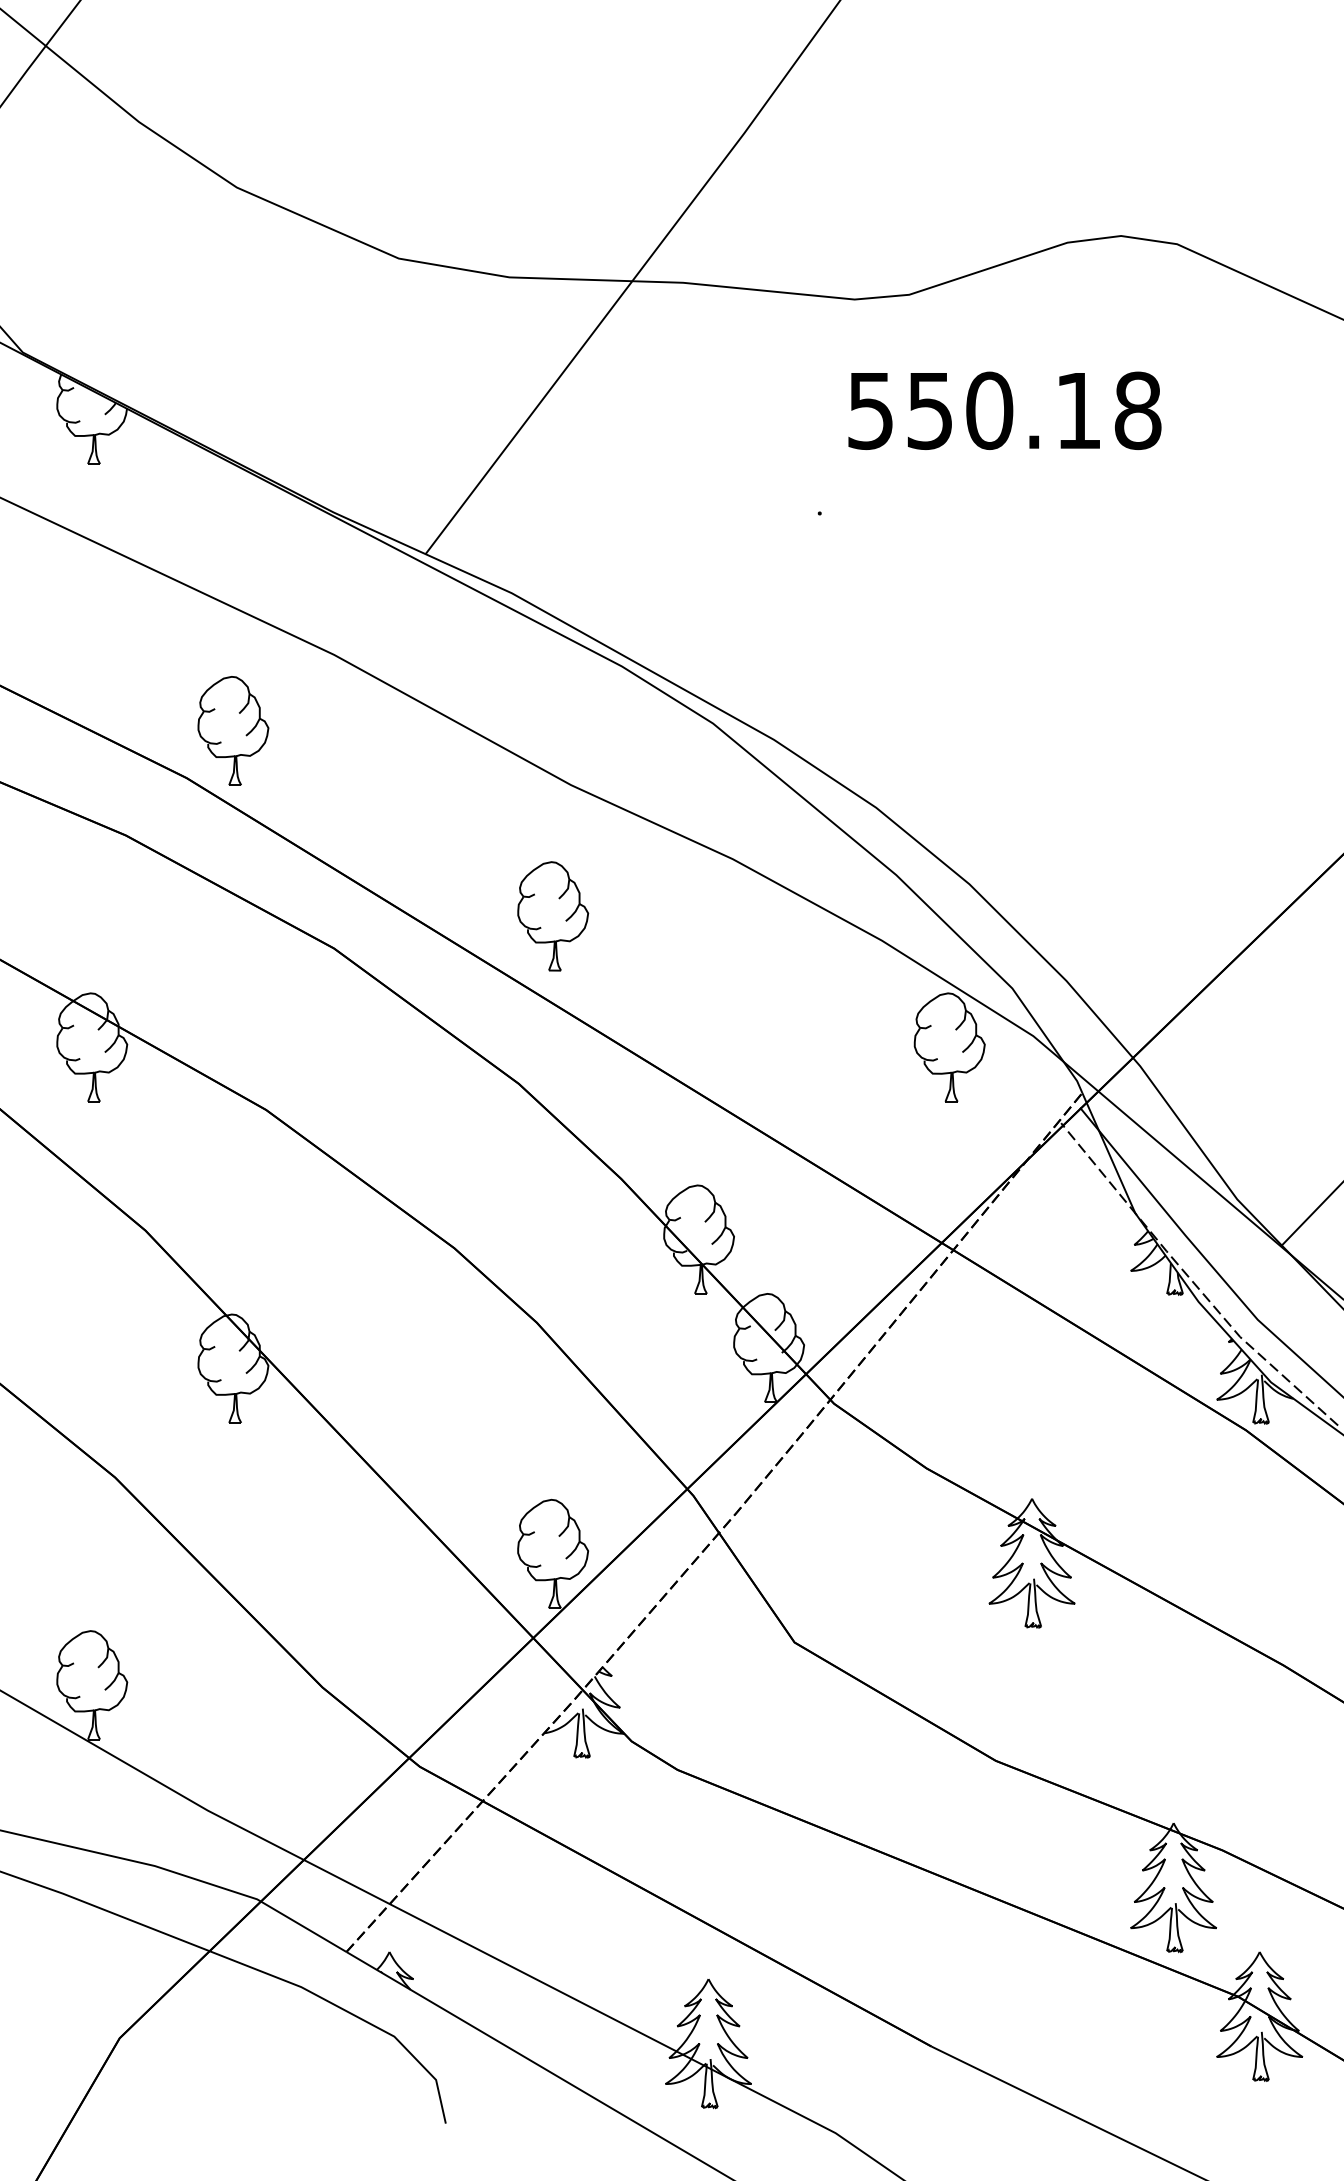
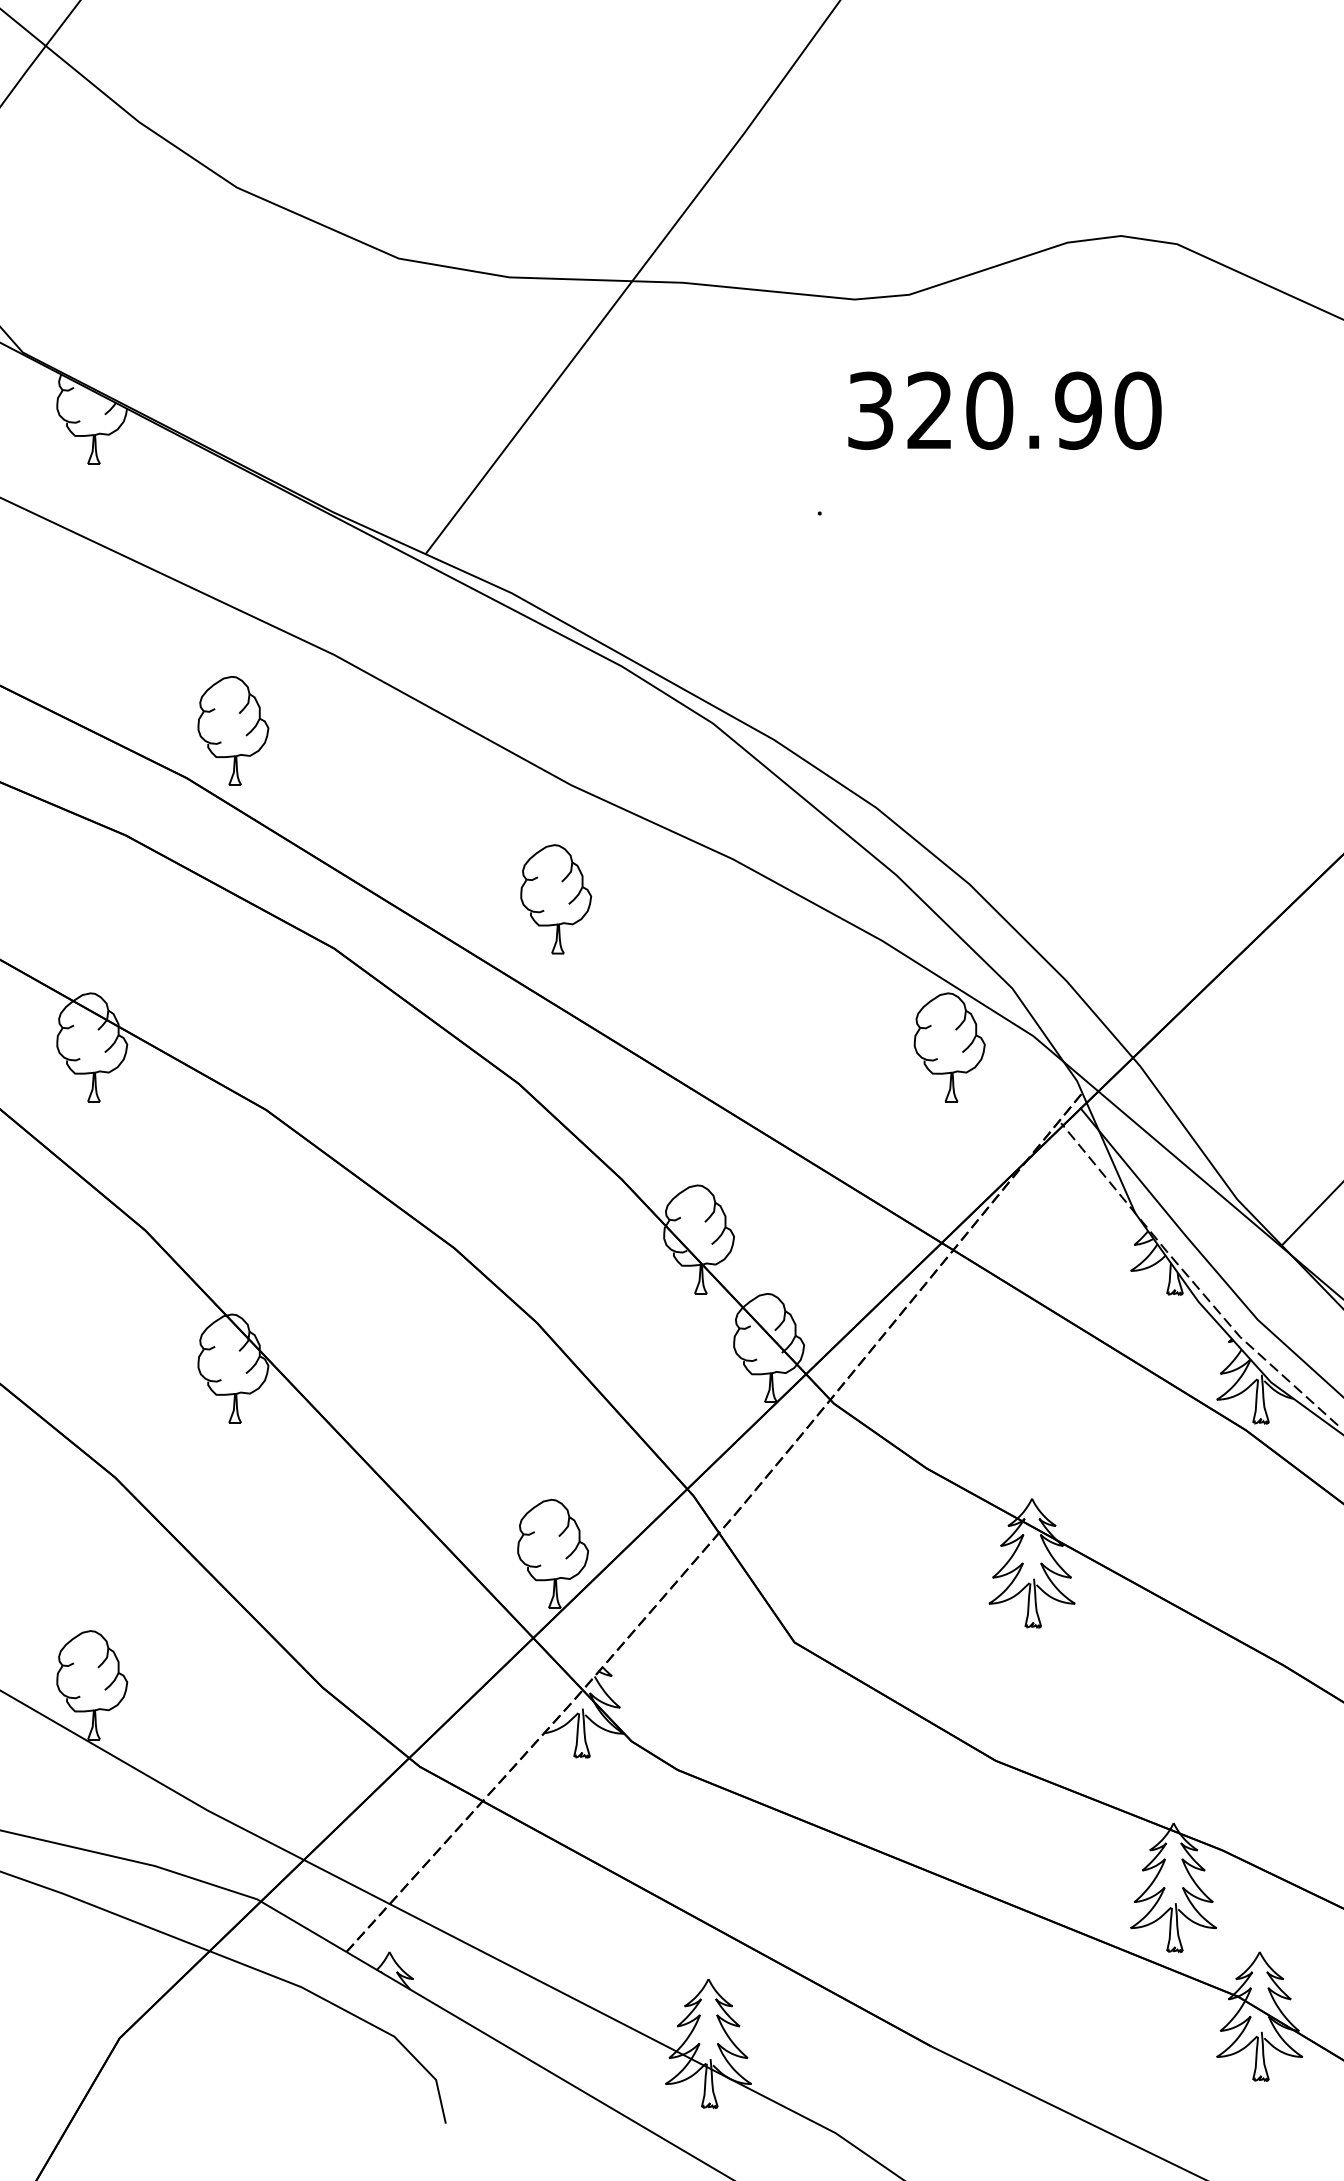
text: 550.18 -> 320.90 (1004, 410)
part position: (553, 916) -> (556, 899) (556, 899)
